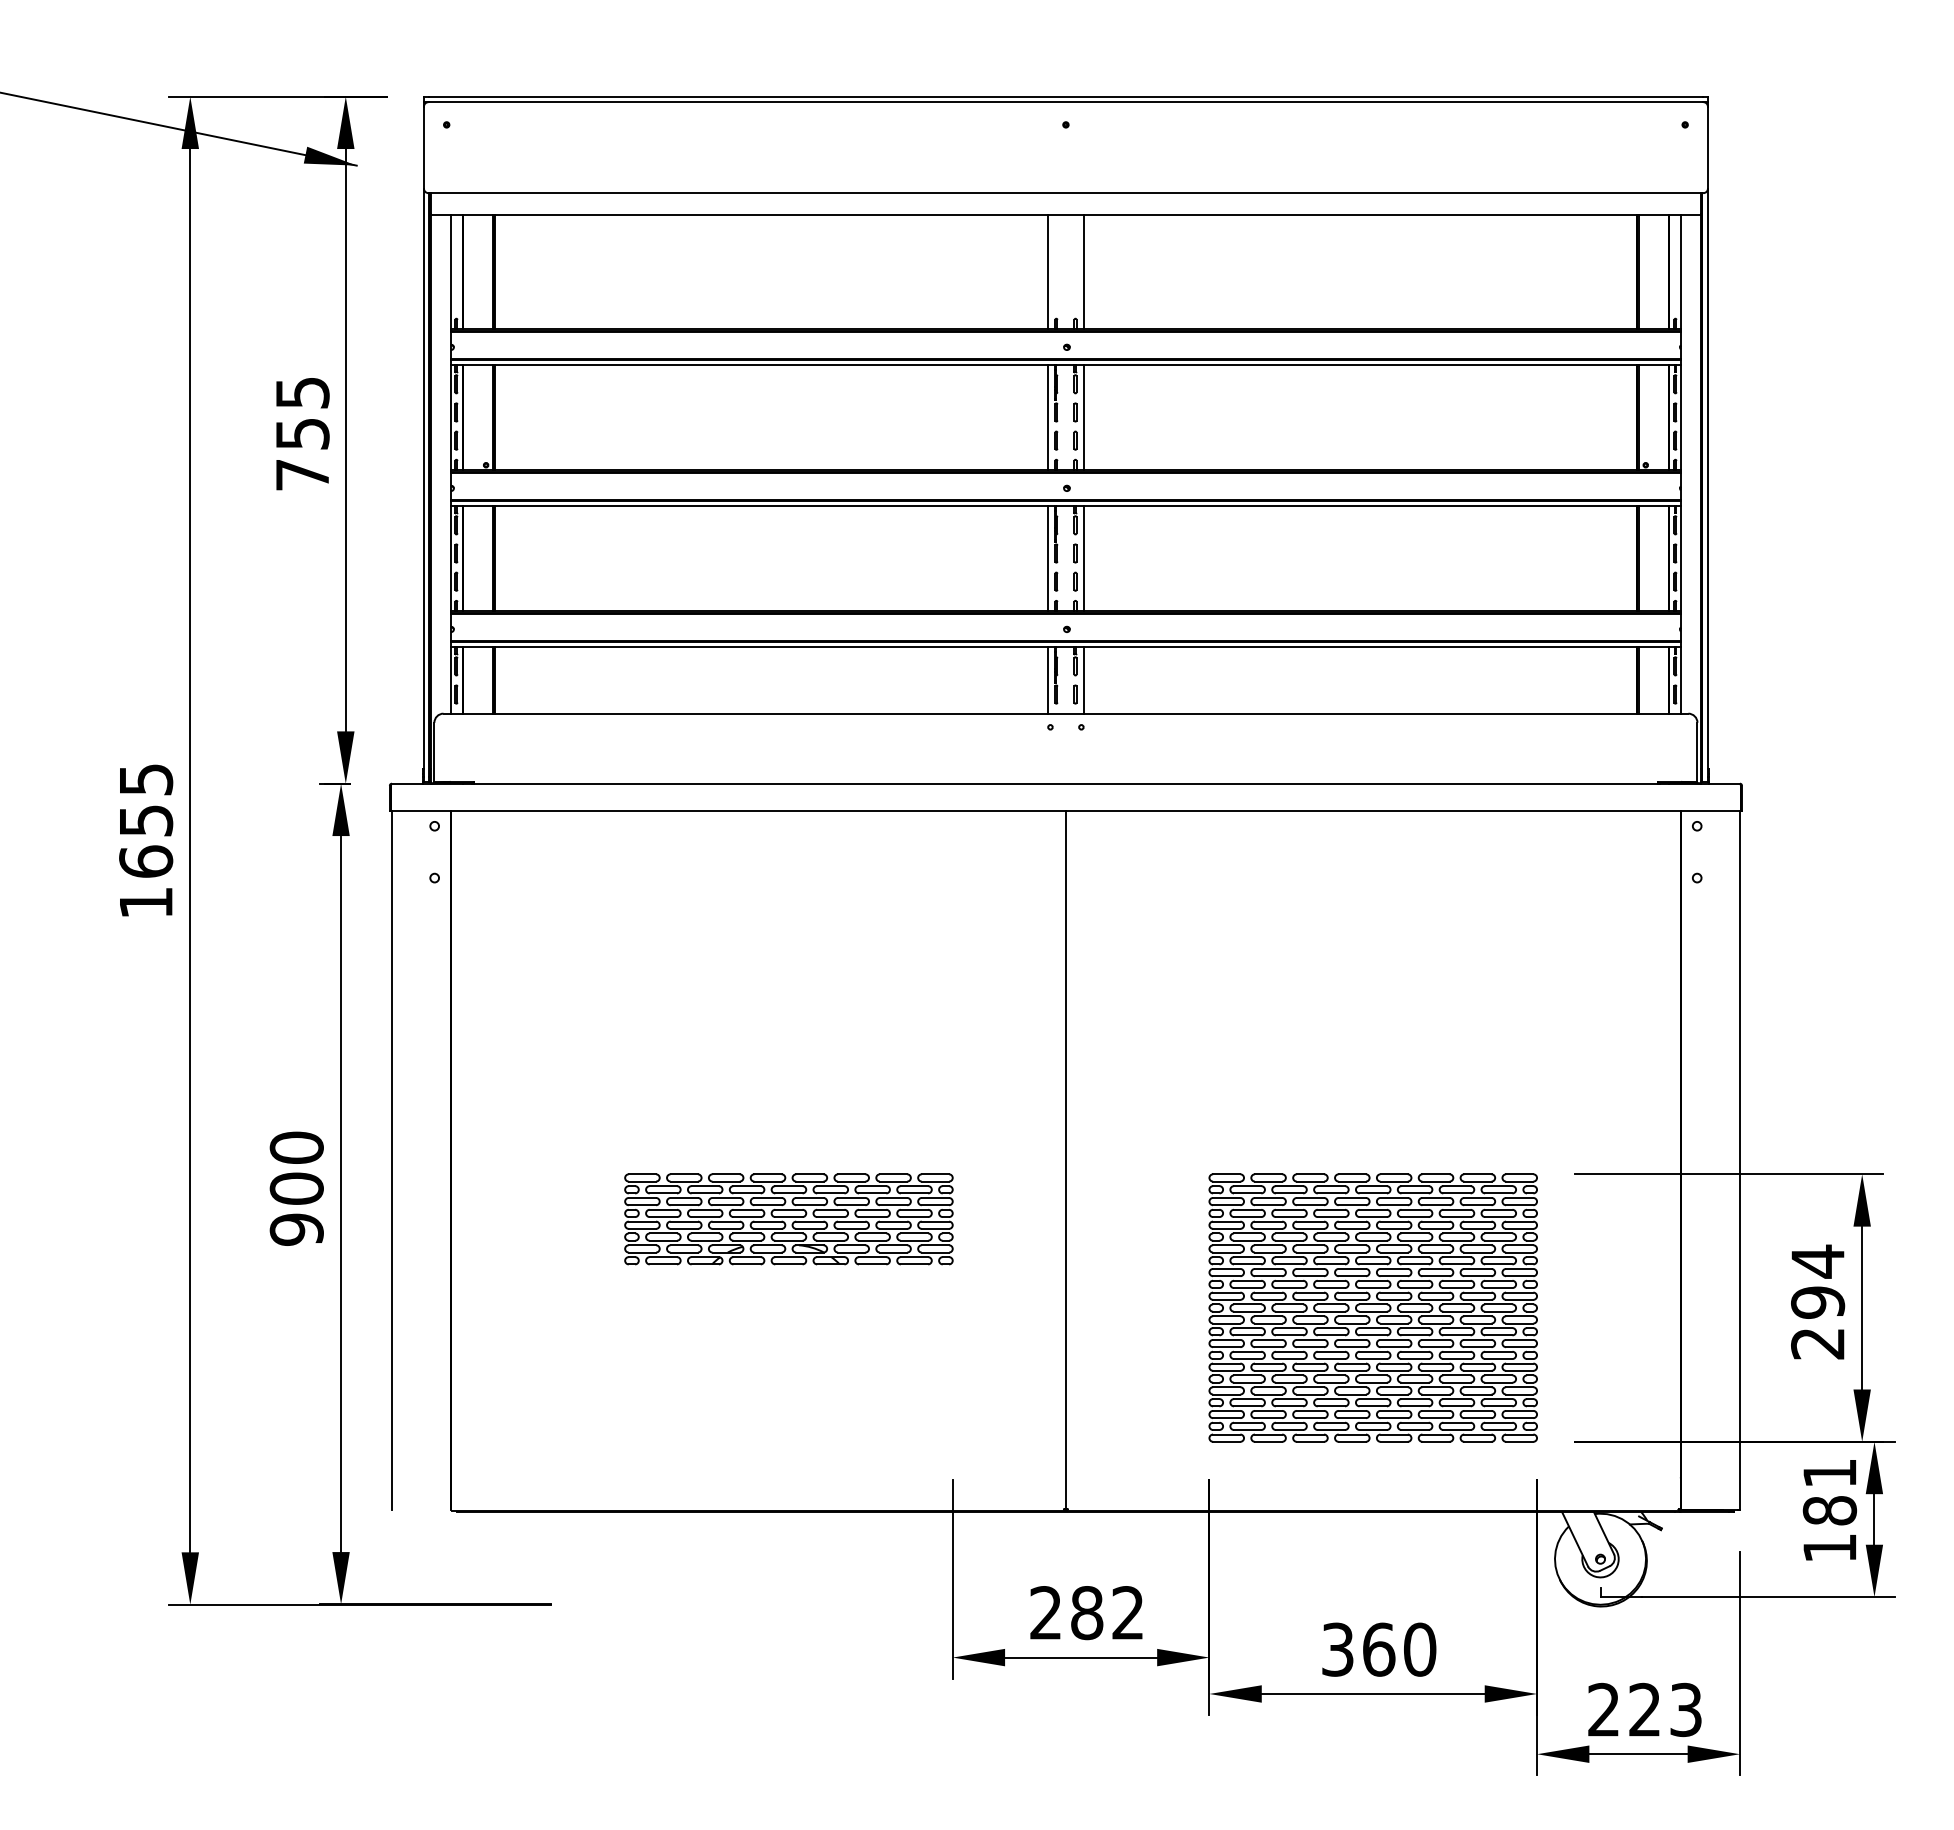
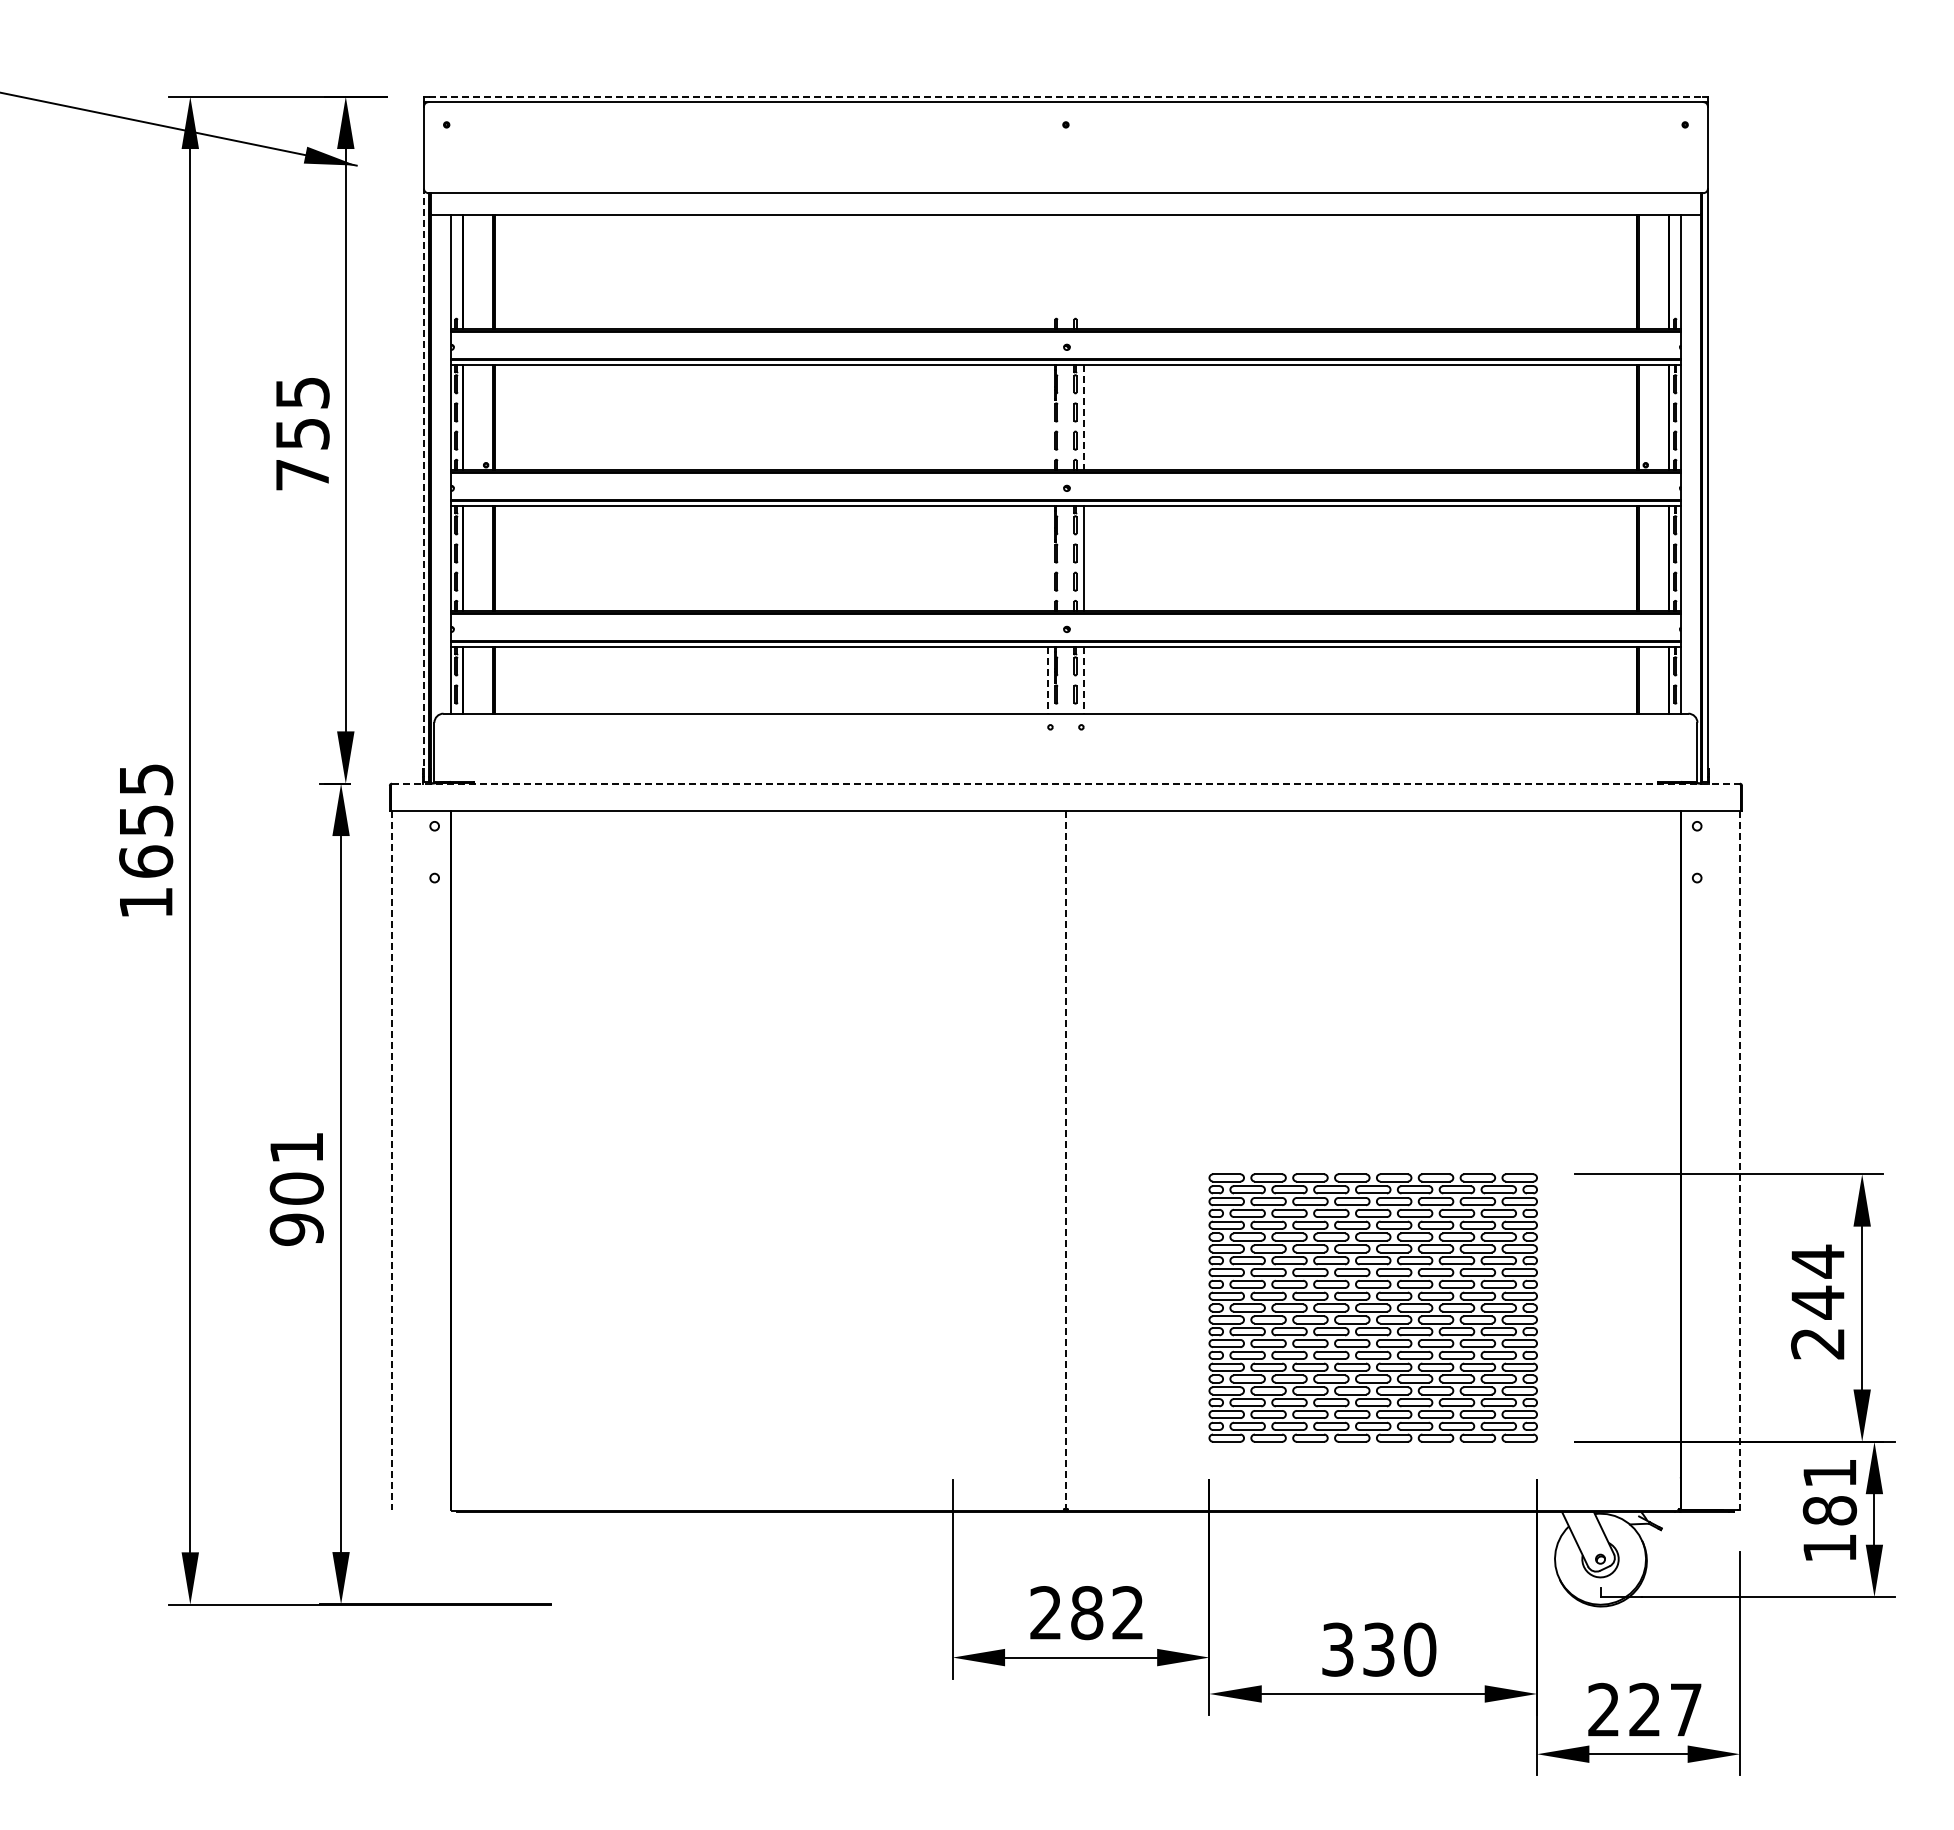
line: solid -> dashed (1066, 96)
line: present -> none (1047, 272)
line: present -> none (1084, 272)
line: present -> none (1047, 417)
line: solid -> dashed (1084, 417)
line: solid -> dashed (423, 482)
line: present -> none (1047, 558)
line: solid -> dashed (1047, 680)
line: solid -> dashed (1084, 680)
line: solid -> dashed (1065, 783)
text: 900 -> 901 (296, 1147)
line: solid -> dashed (391, 1160)
line: solid -> dashed (1065, 1160)
line: solid -> dashed (1739, 1160)
part: present -> none (788, 1219)
text: 294 -> 244 (1818, 1302)
text: 360 -> 330 (1379, 1649)
text: 223 -> 227 (1685, 1709)
